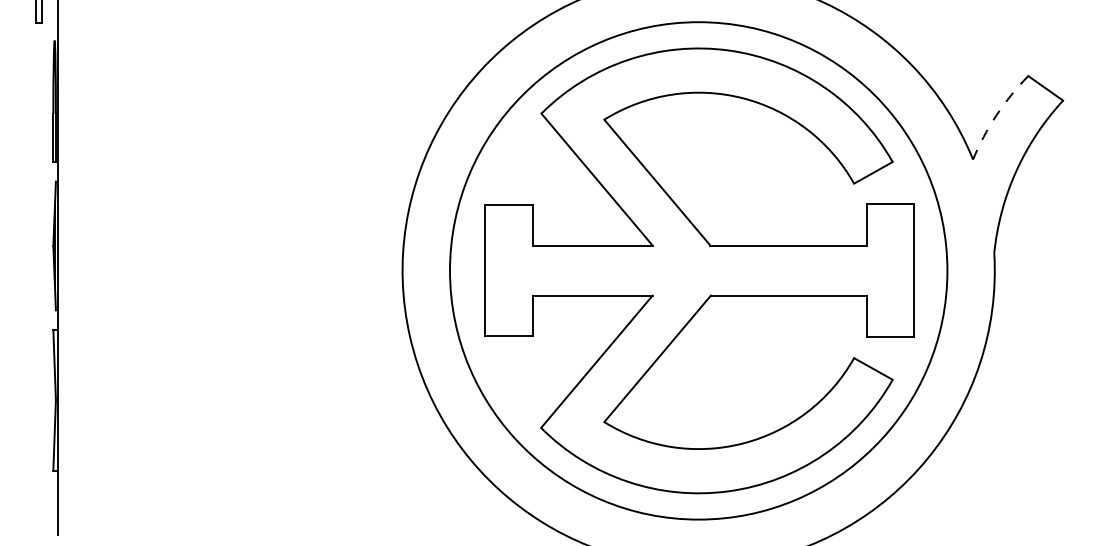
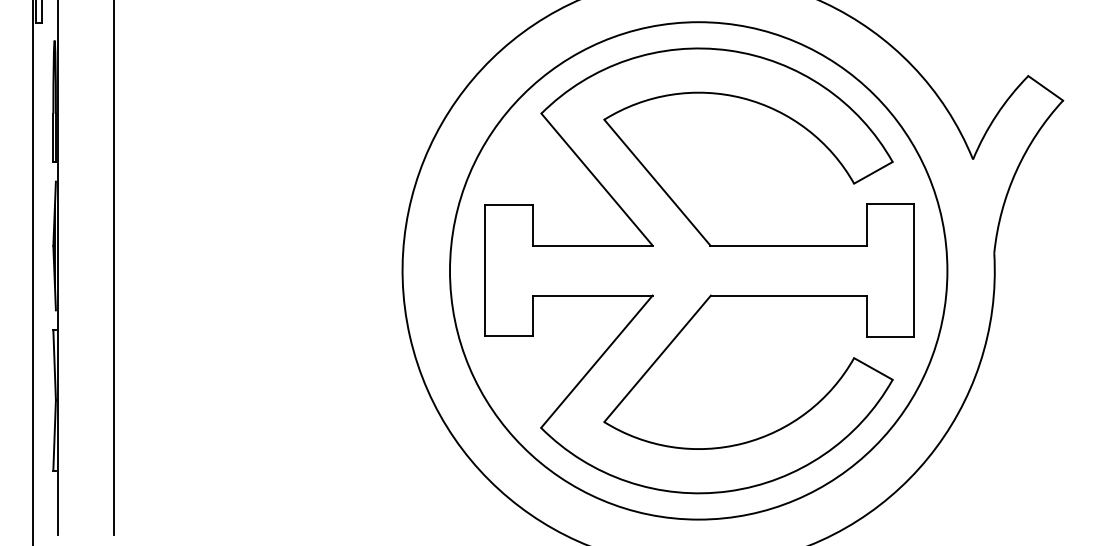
arc: dashed -> solid (996, 115)
line: none -> present (114, 268)
line: none -> present (32, 272)
